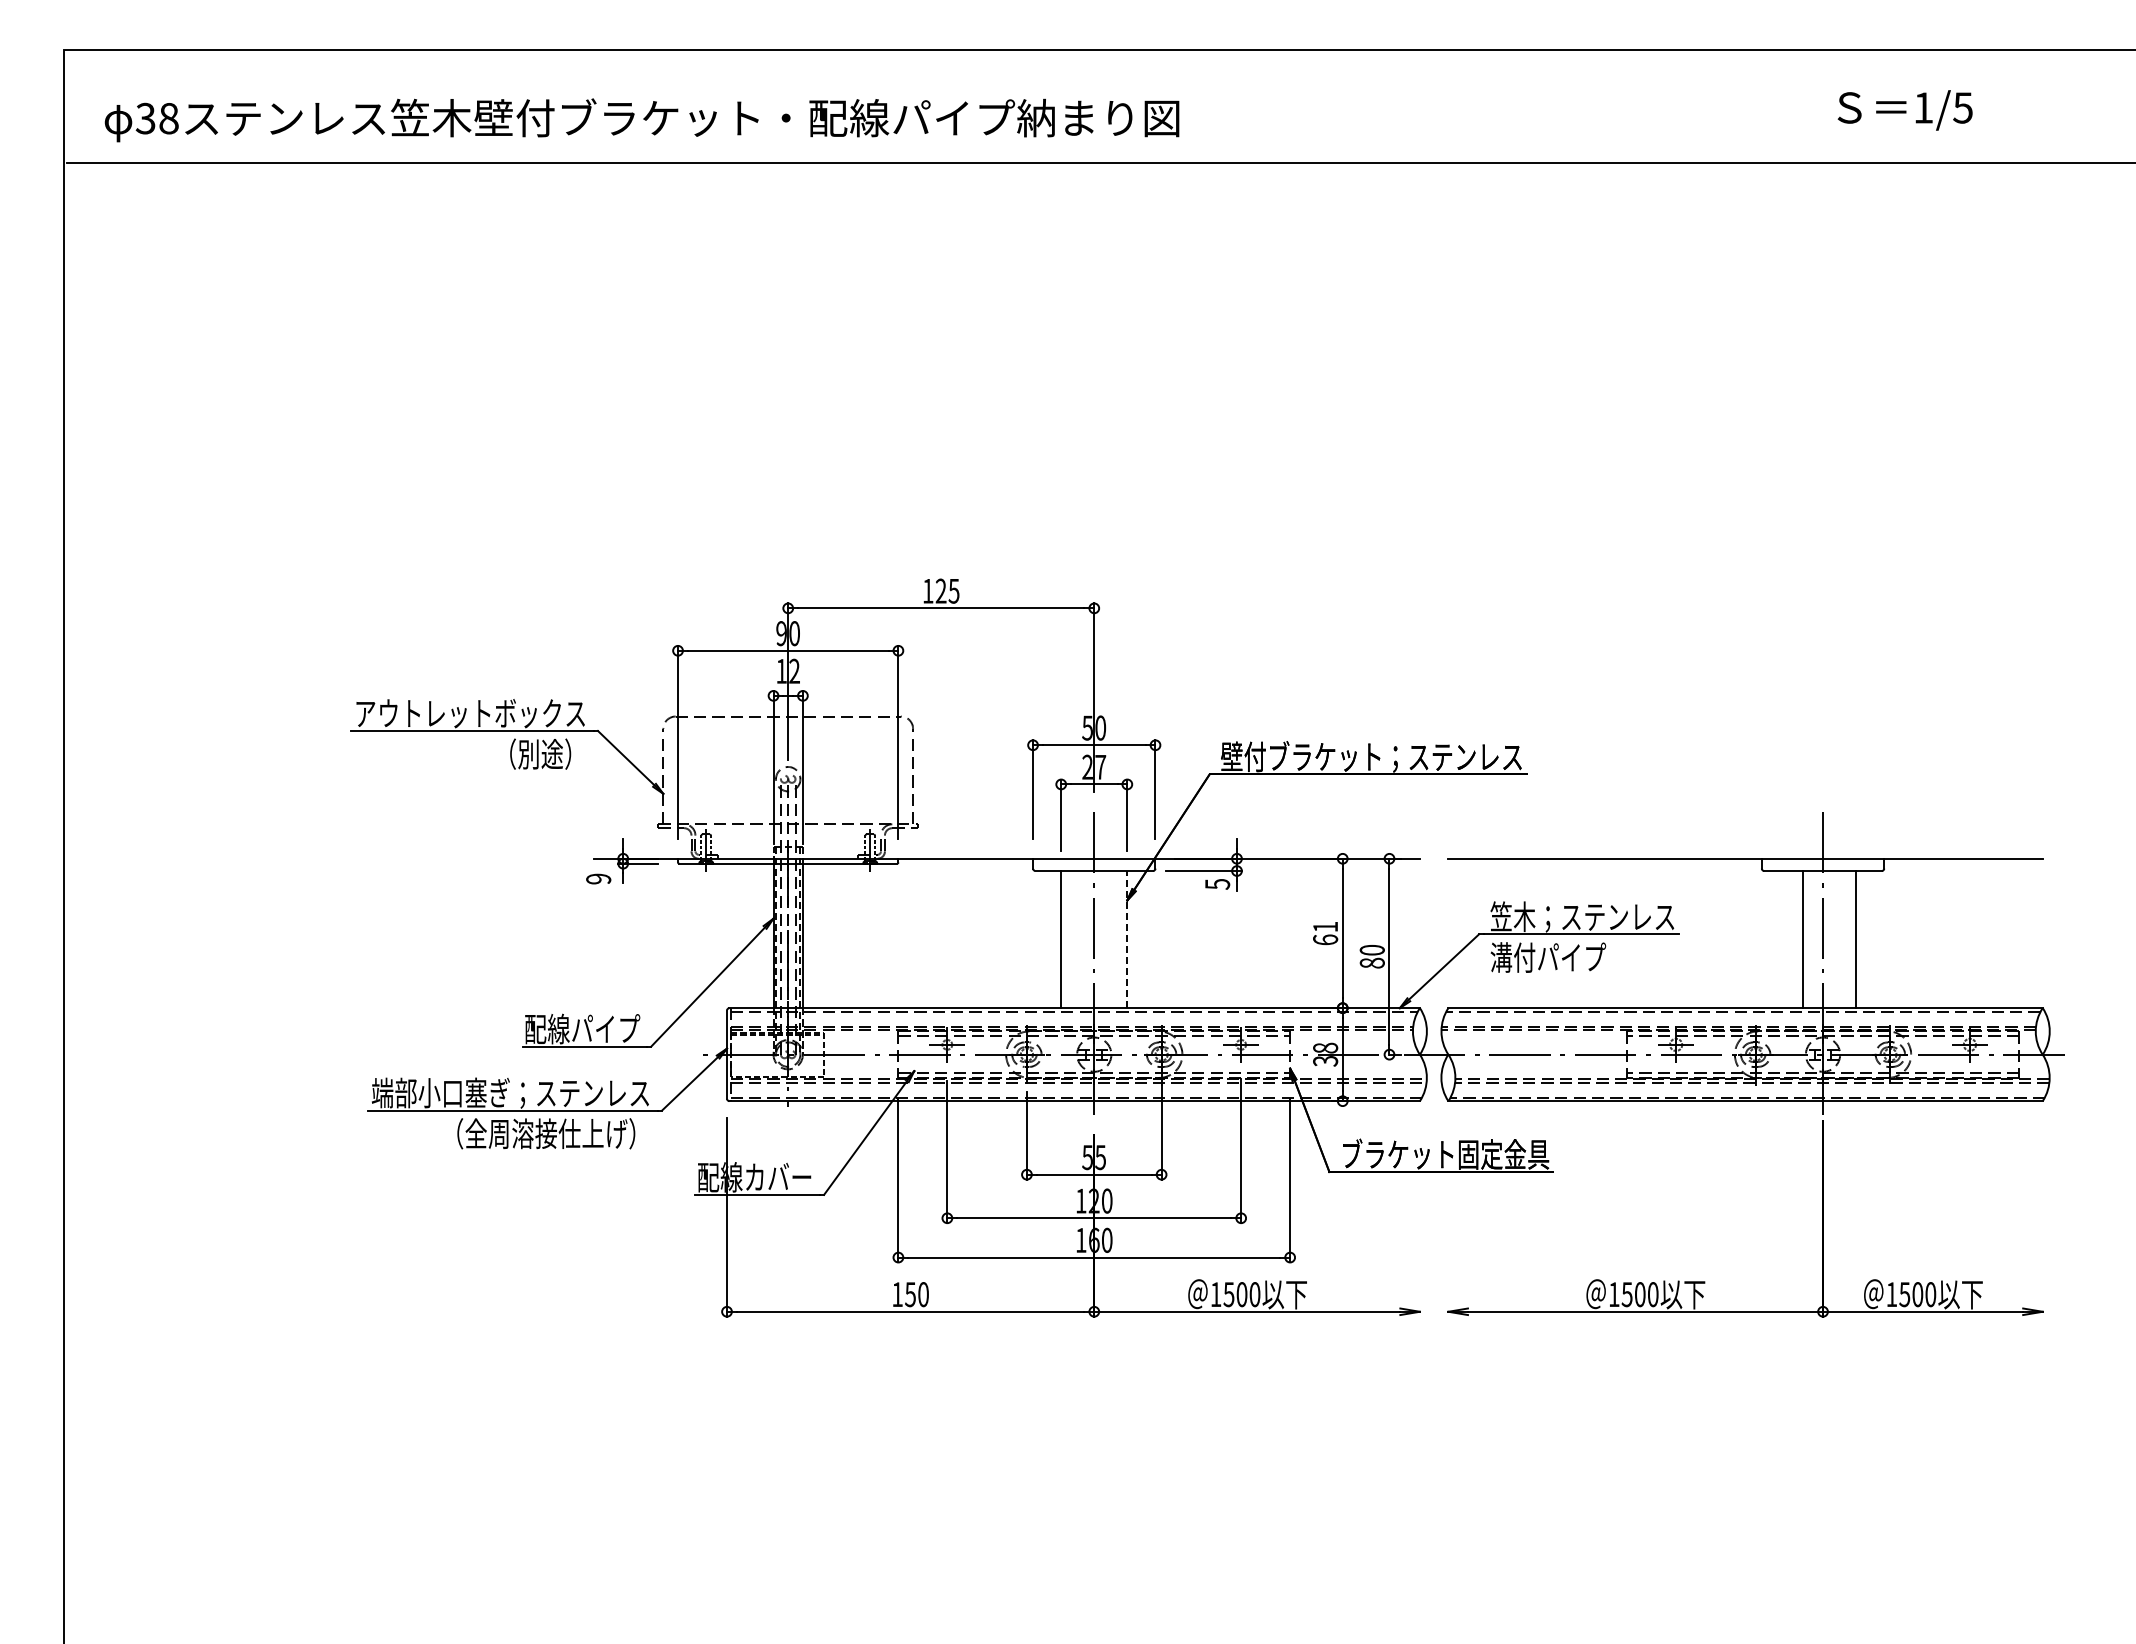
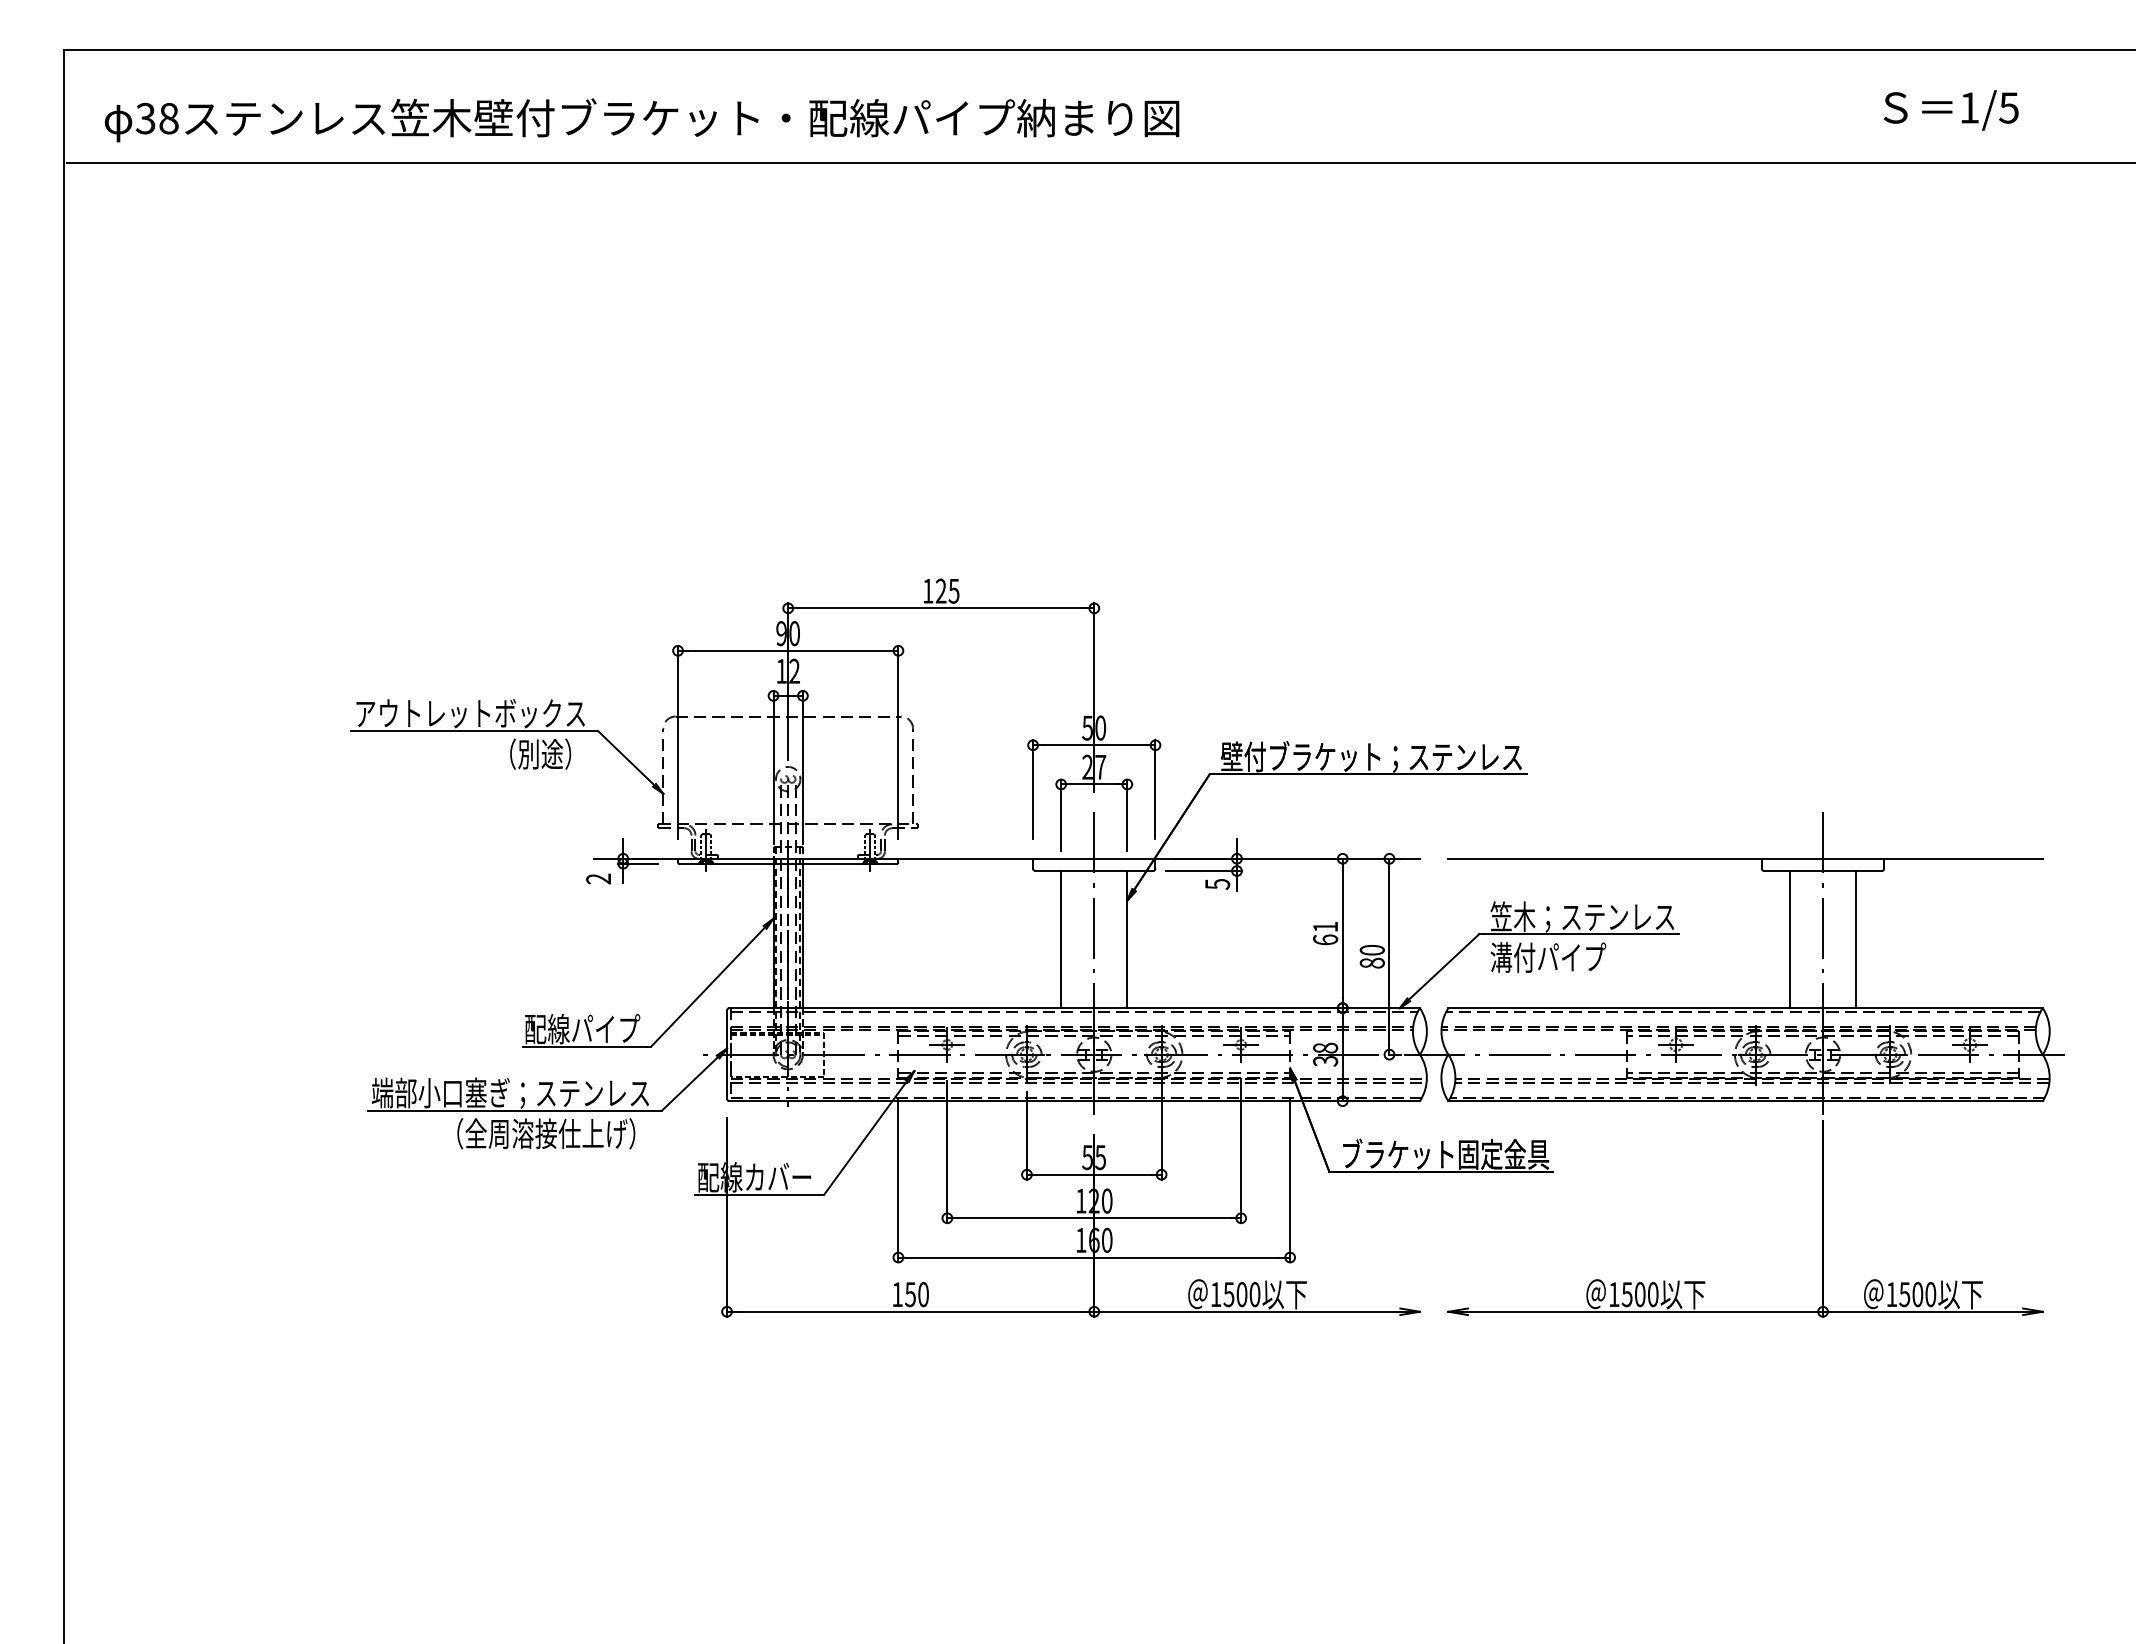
text position: (1904, 110) -> (1950, 110) (1950, 110)
text: 9 -> 2 (598, 878)
line: dashed -> solid (1127, 939)
line position: (1802, 939) -> (1789, 939) (1789, 939)
